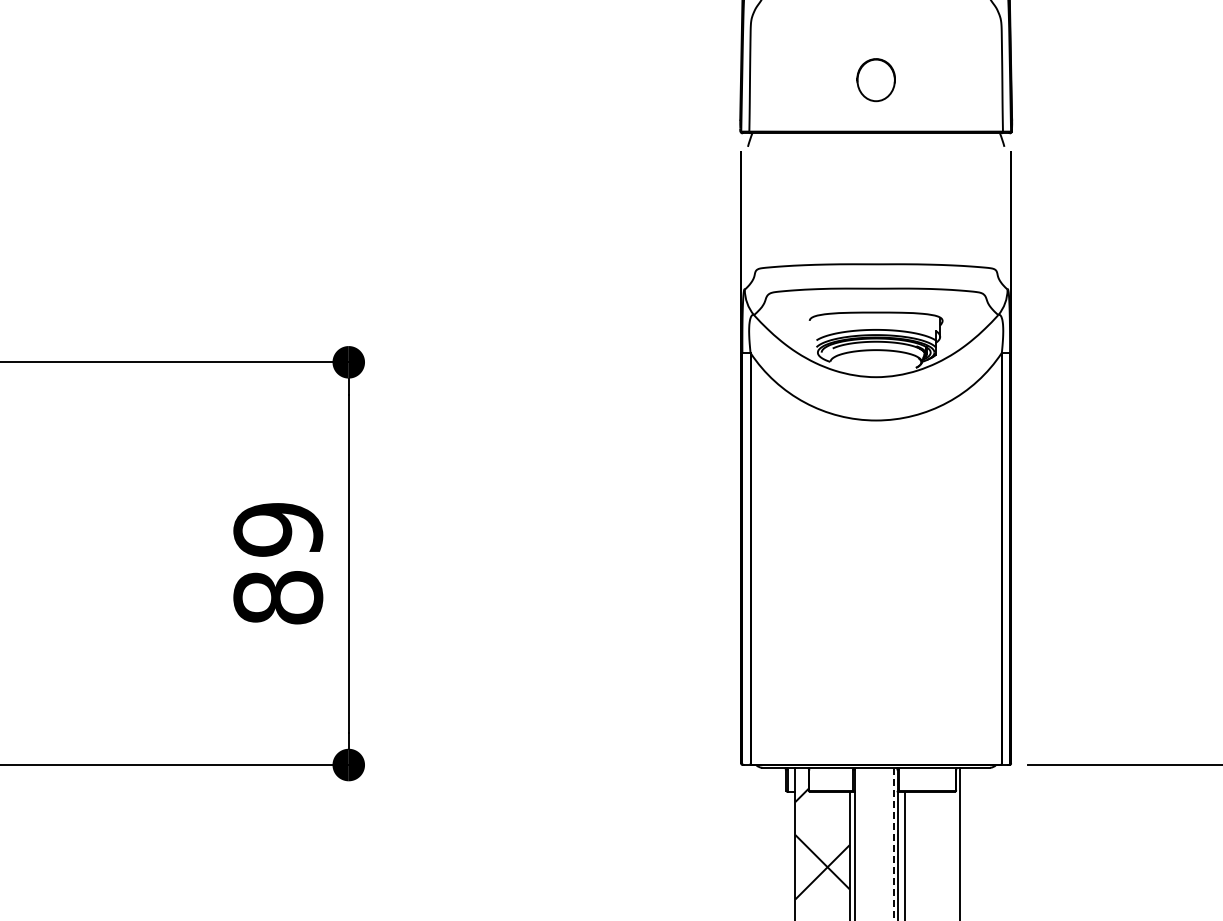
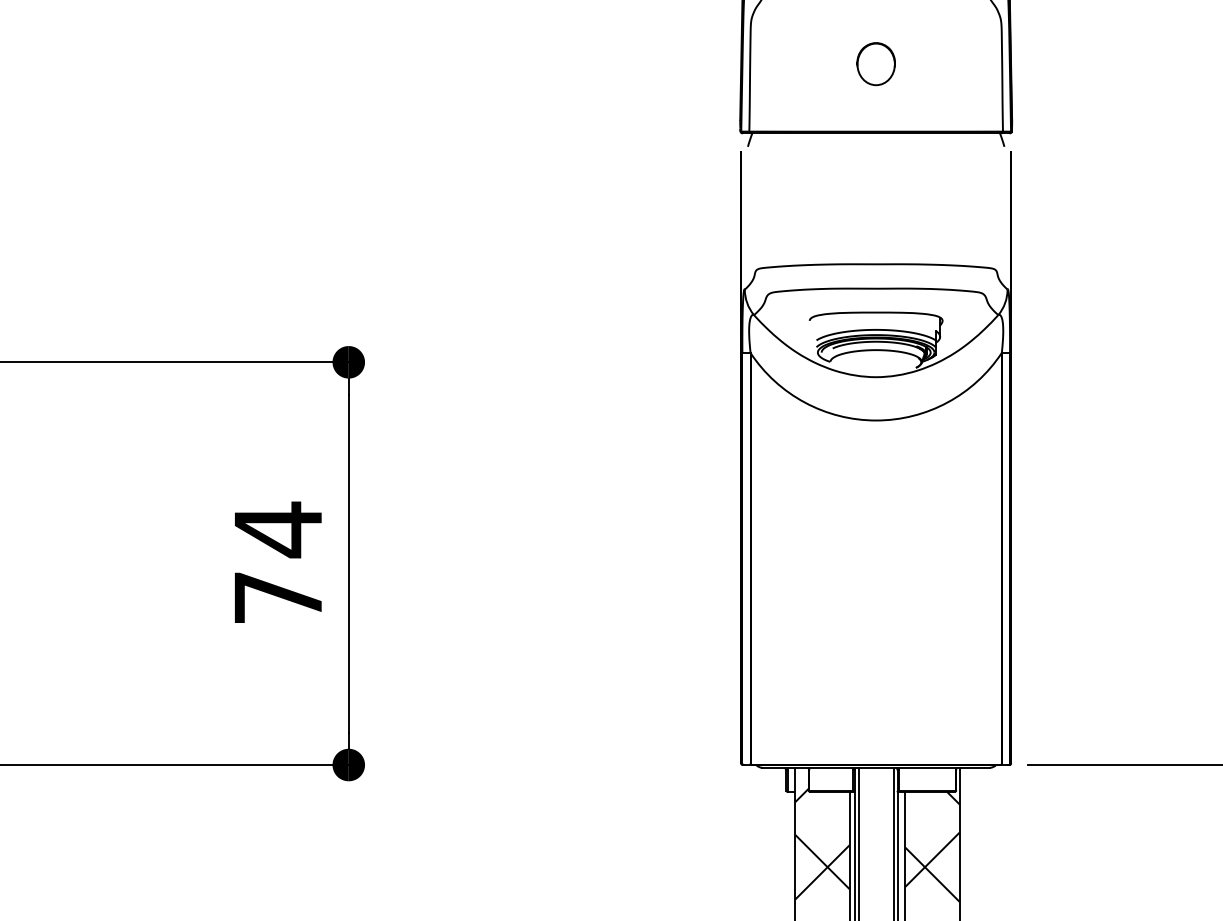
part position: (875, 80) -> (875, 64) (875, 64)
text: 89 -> 74 (278, 562)
line: none -> present (858, 842)
line: dashed -> solid (893, 844)
hatch: none -> present (932, 846)
